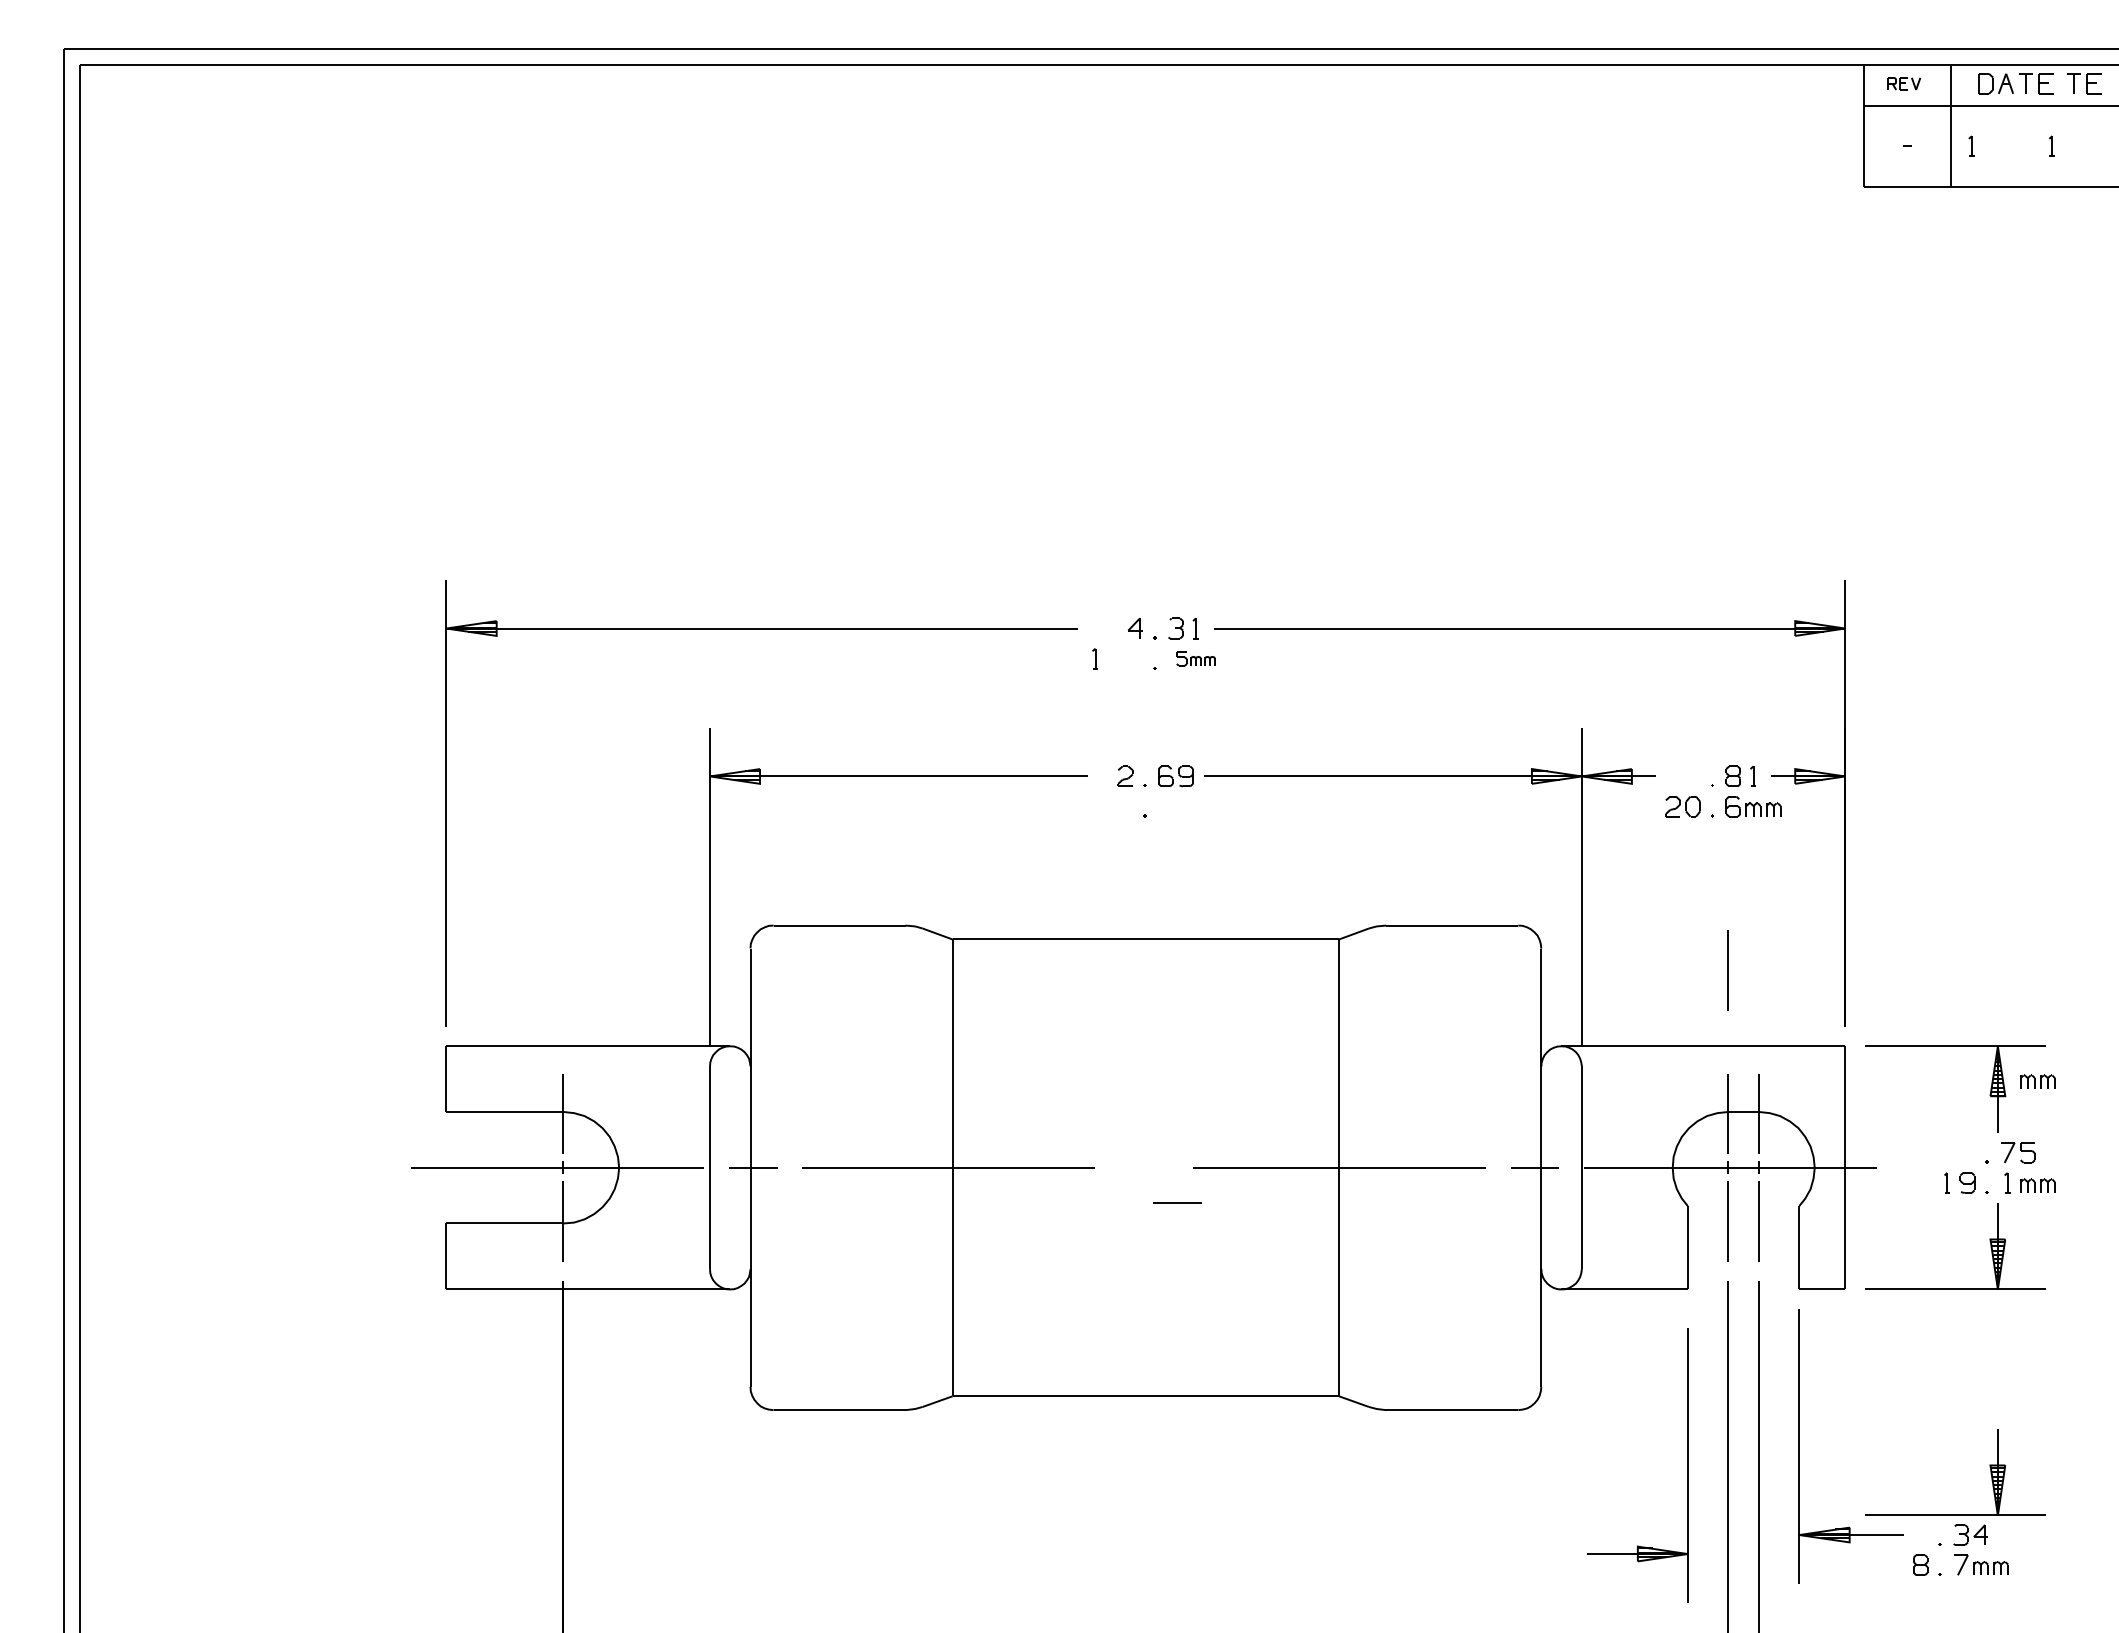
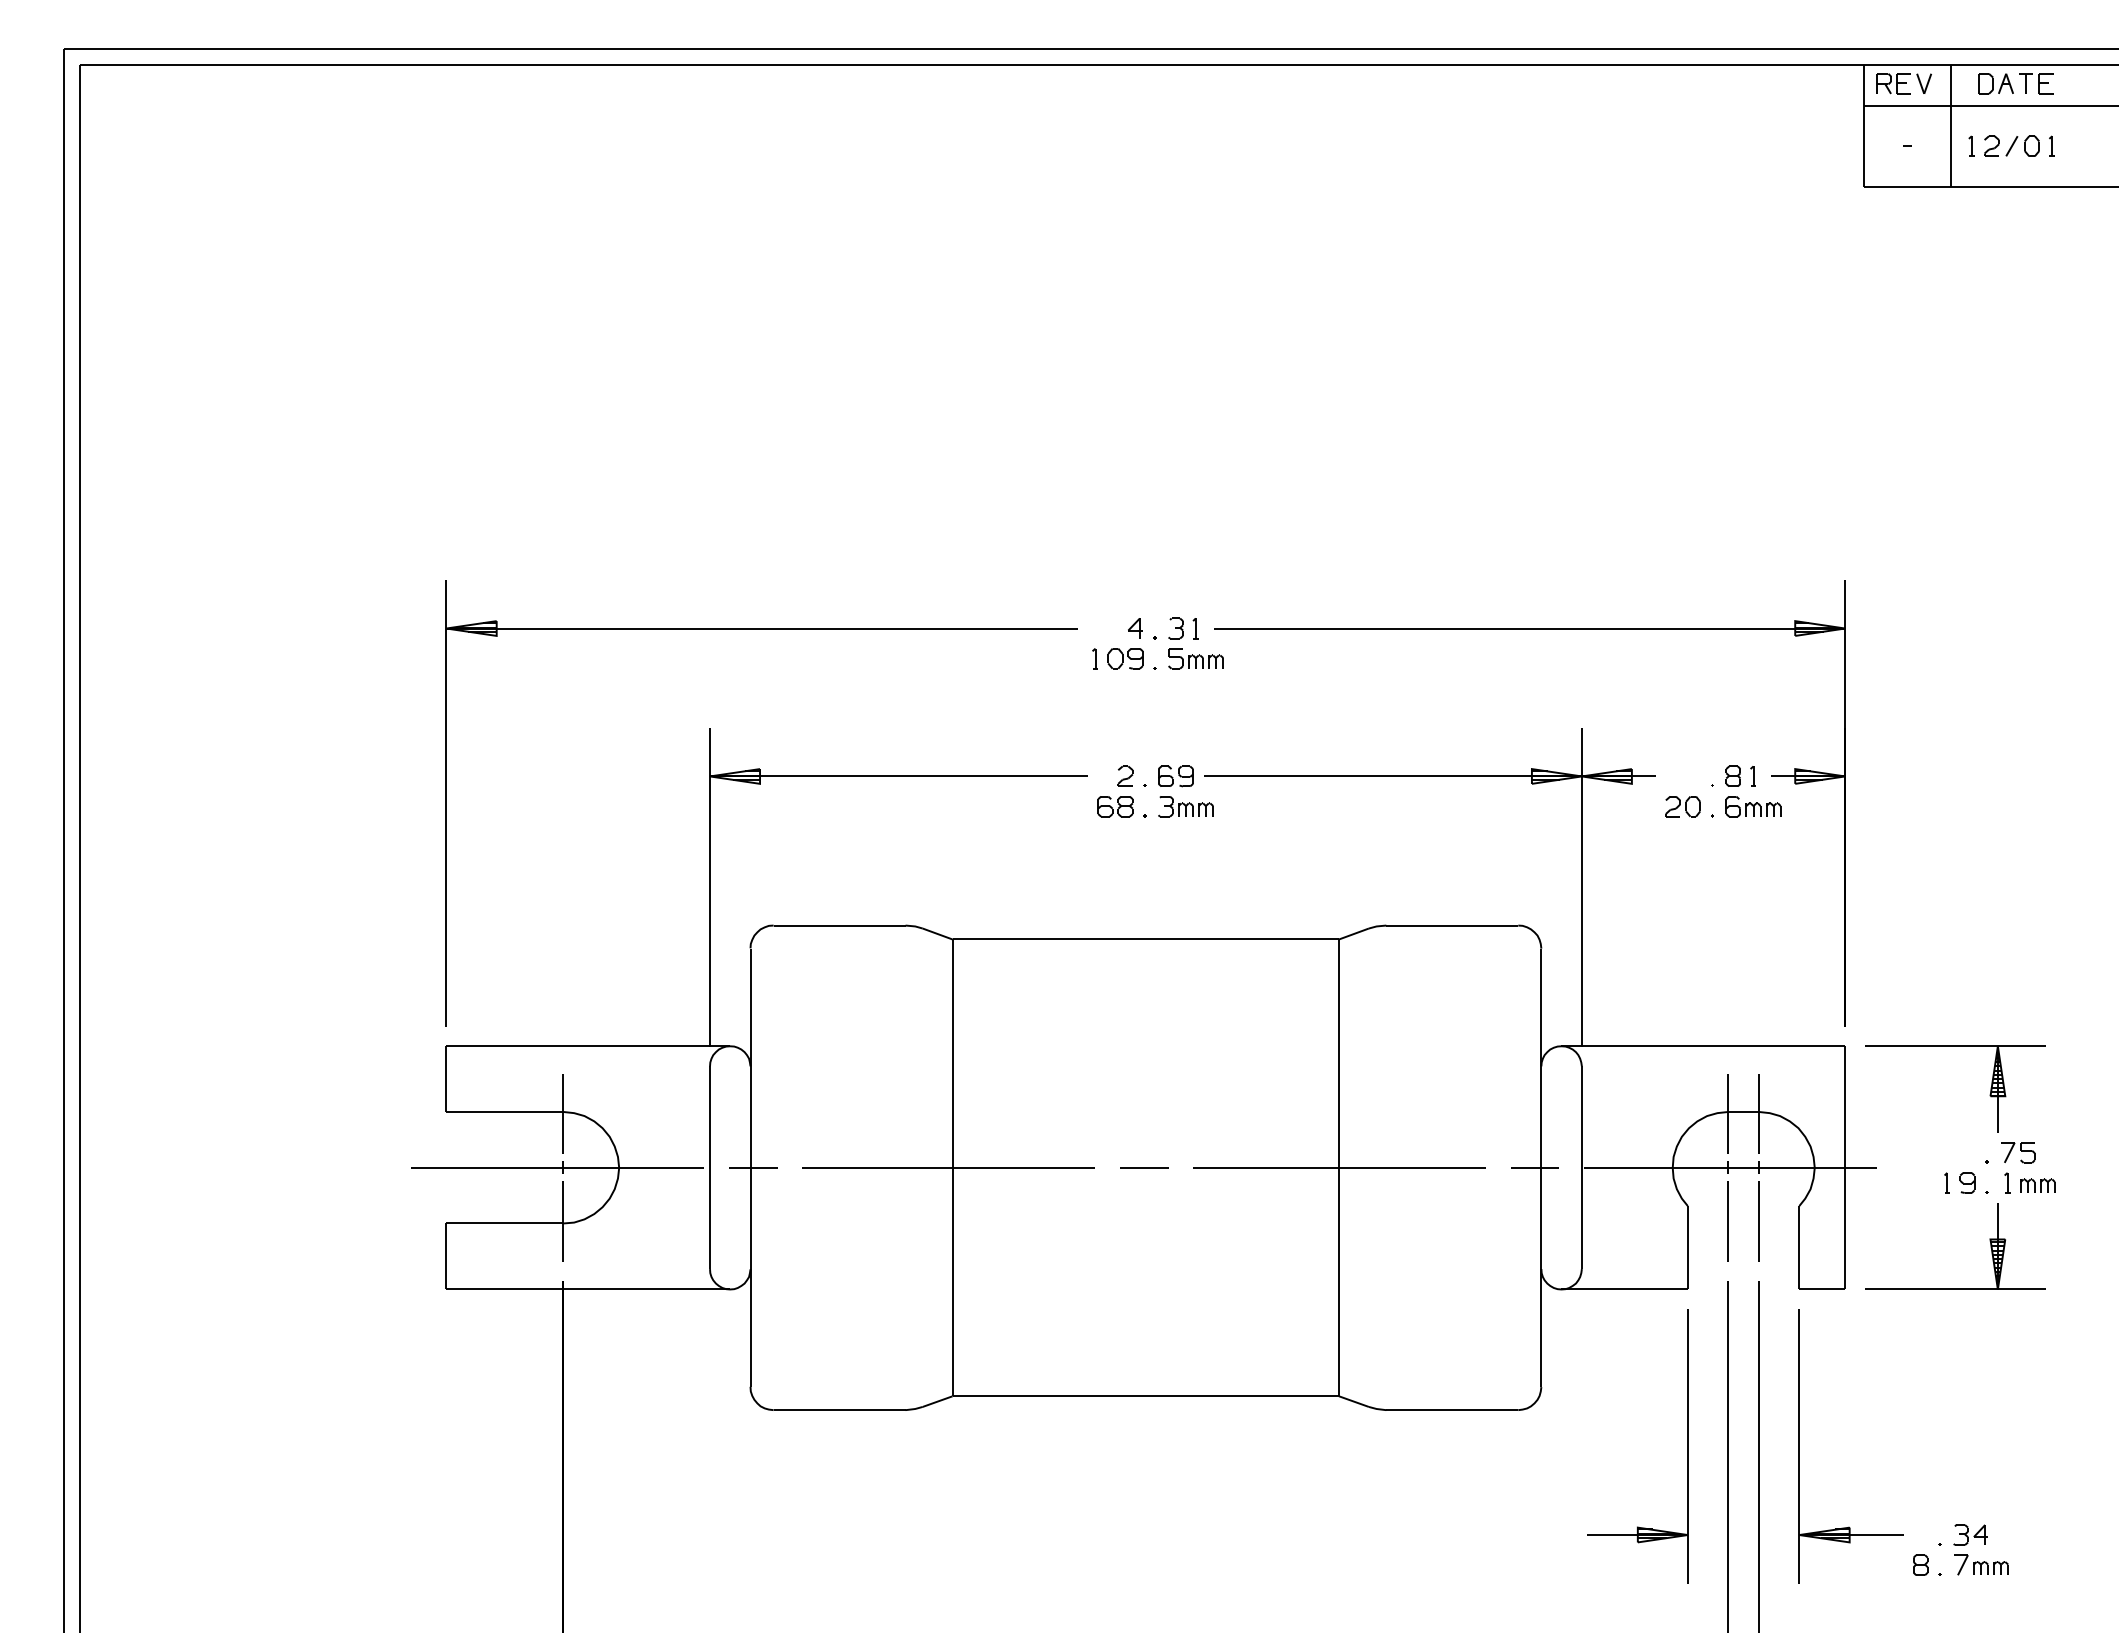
part size: 35x14 px -> 56x22 px (1903, 83)
part: present -> none (2084, 83)
part: none -> present (2011, 145)
part: none -> present (1125, 658)
part size: 40x16 px -> 56x22 px (1195, 658)
part: none -> present (1115, 806)
part: none -> present (1185, 806)
line: present -> none (1727, 970)
part: present -> none (2037, 1081)
line position: (1177, 1202) -> (1144, 1167) (1144, 1167)
part position: (1687, 1465) -> (1687, 1446) (1687, 1446)
part: present -> none (1989, 1467)
